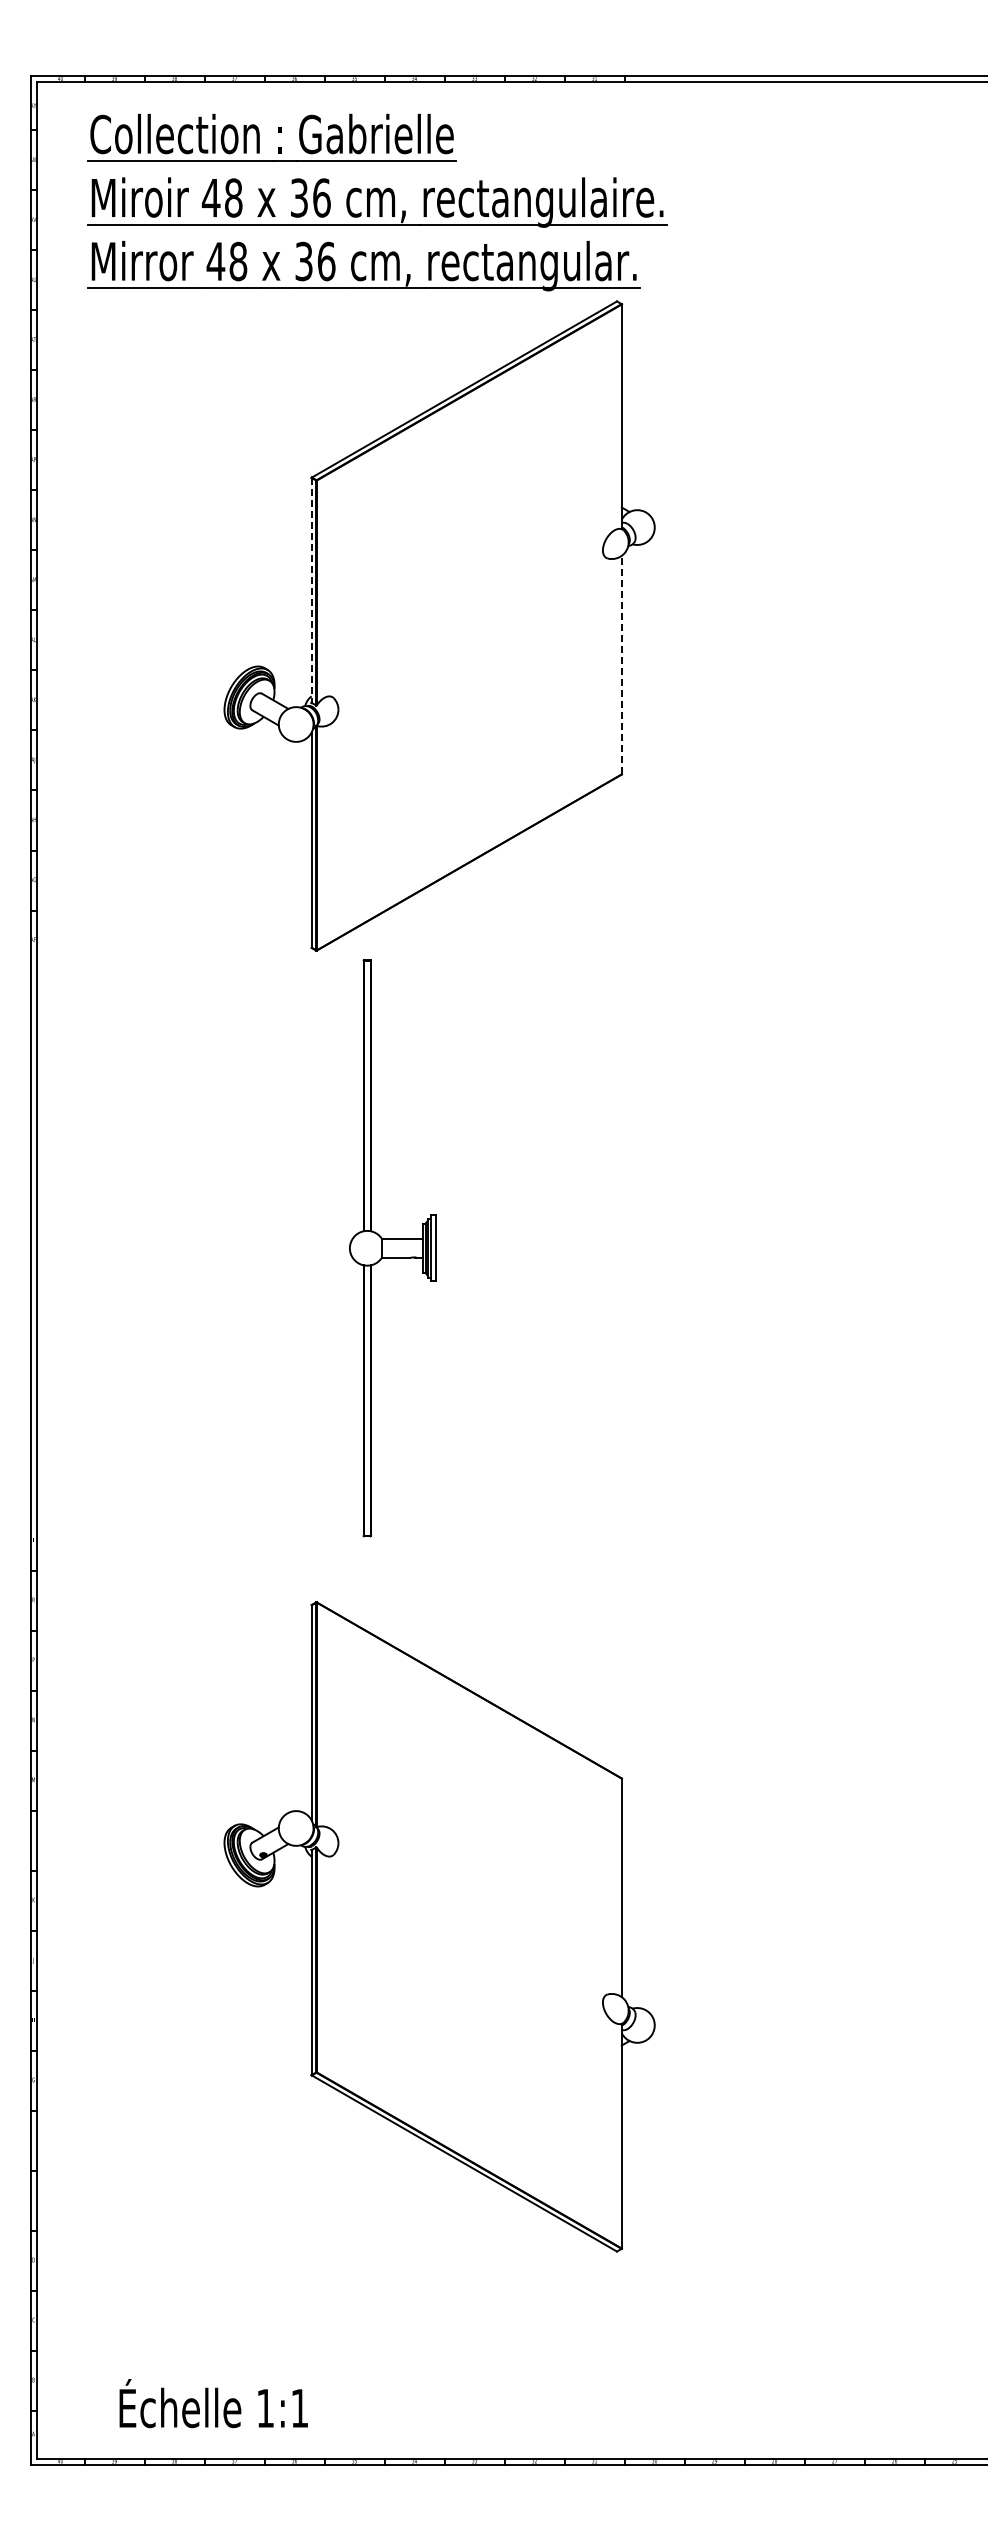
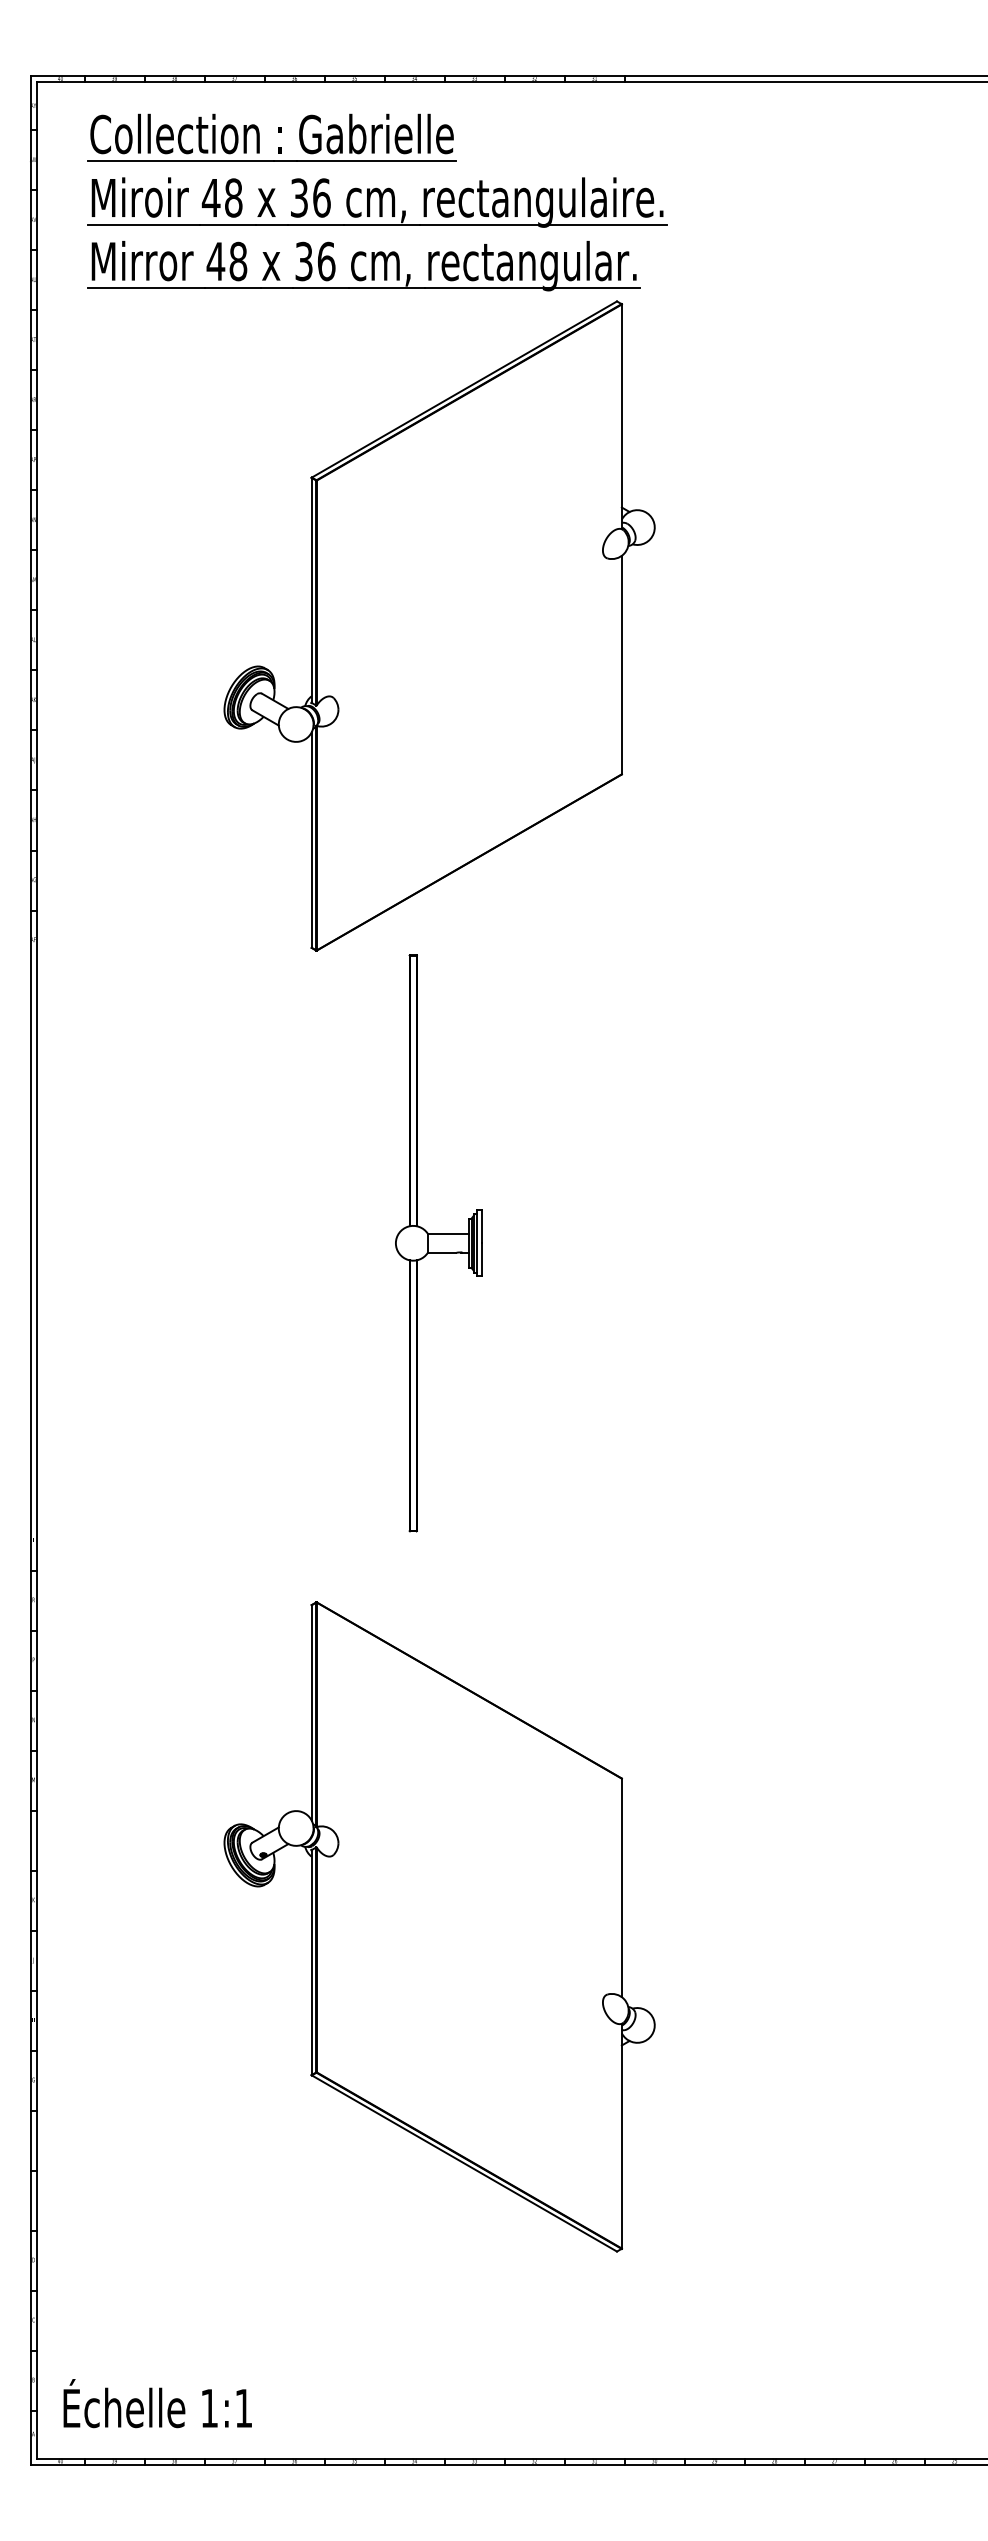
line: dashed -> solid (311, 590)
line: dashed -> solid (621, 664)
part position: (392, 1248) -> (438, 1243) (438, 1243)
text position: (213, 2403) -> (157, 2403) (157, 2403)
